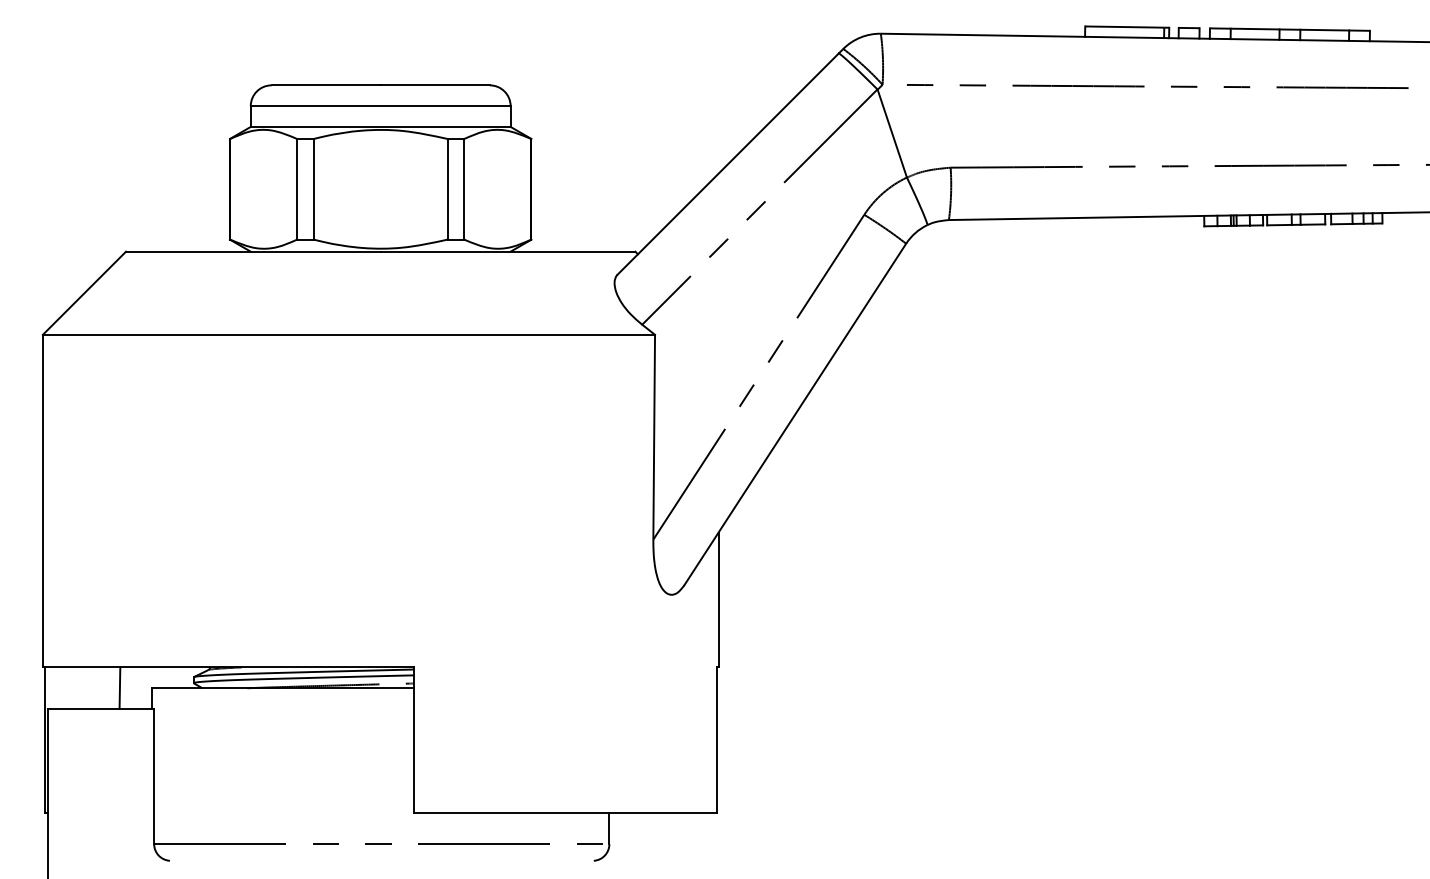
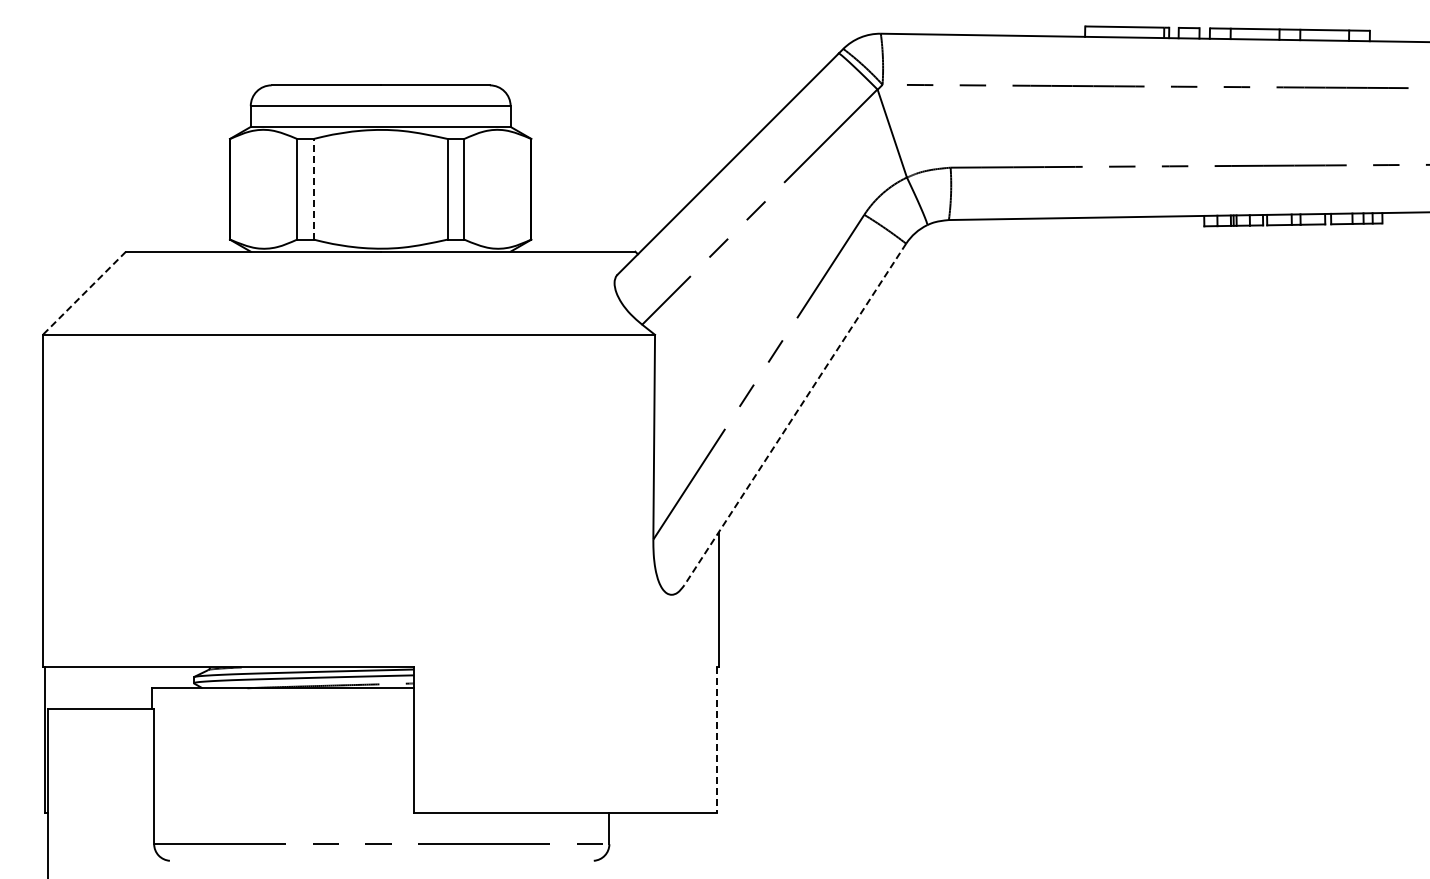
line: solid -> dashed (313, 188)
line: solid -> dashed (84, 293)
line: solid -> dashed (795, 414)
line: present -> none (119, 688)
line: solid -> dashed (716, 740)
